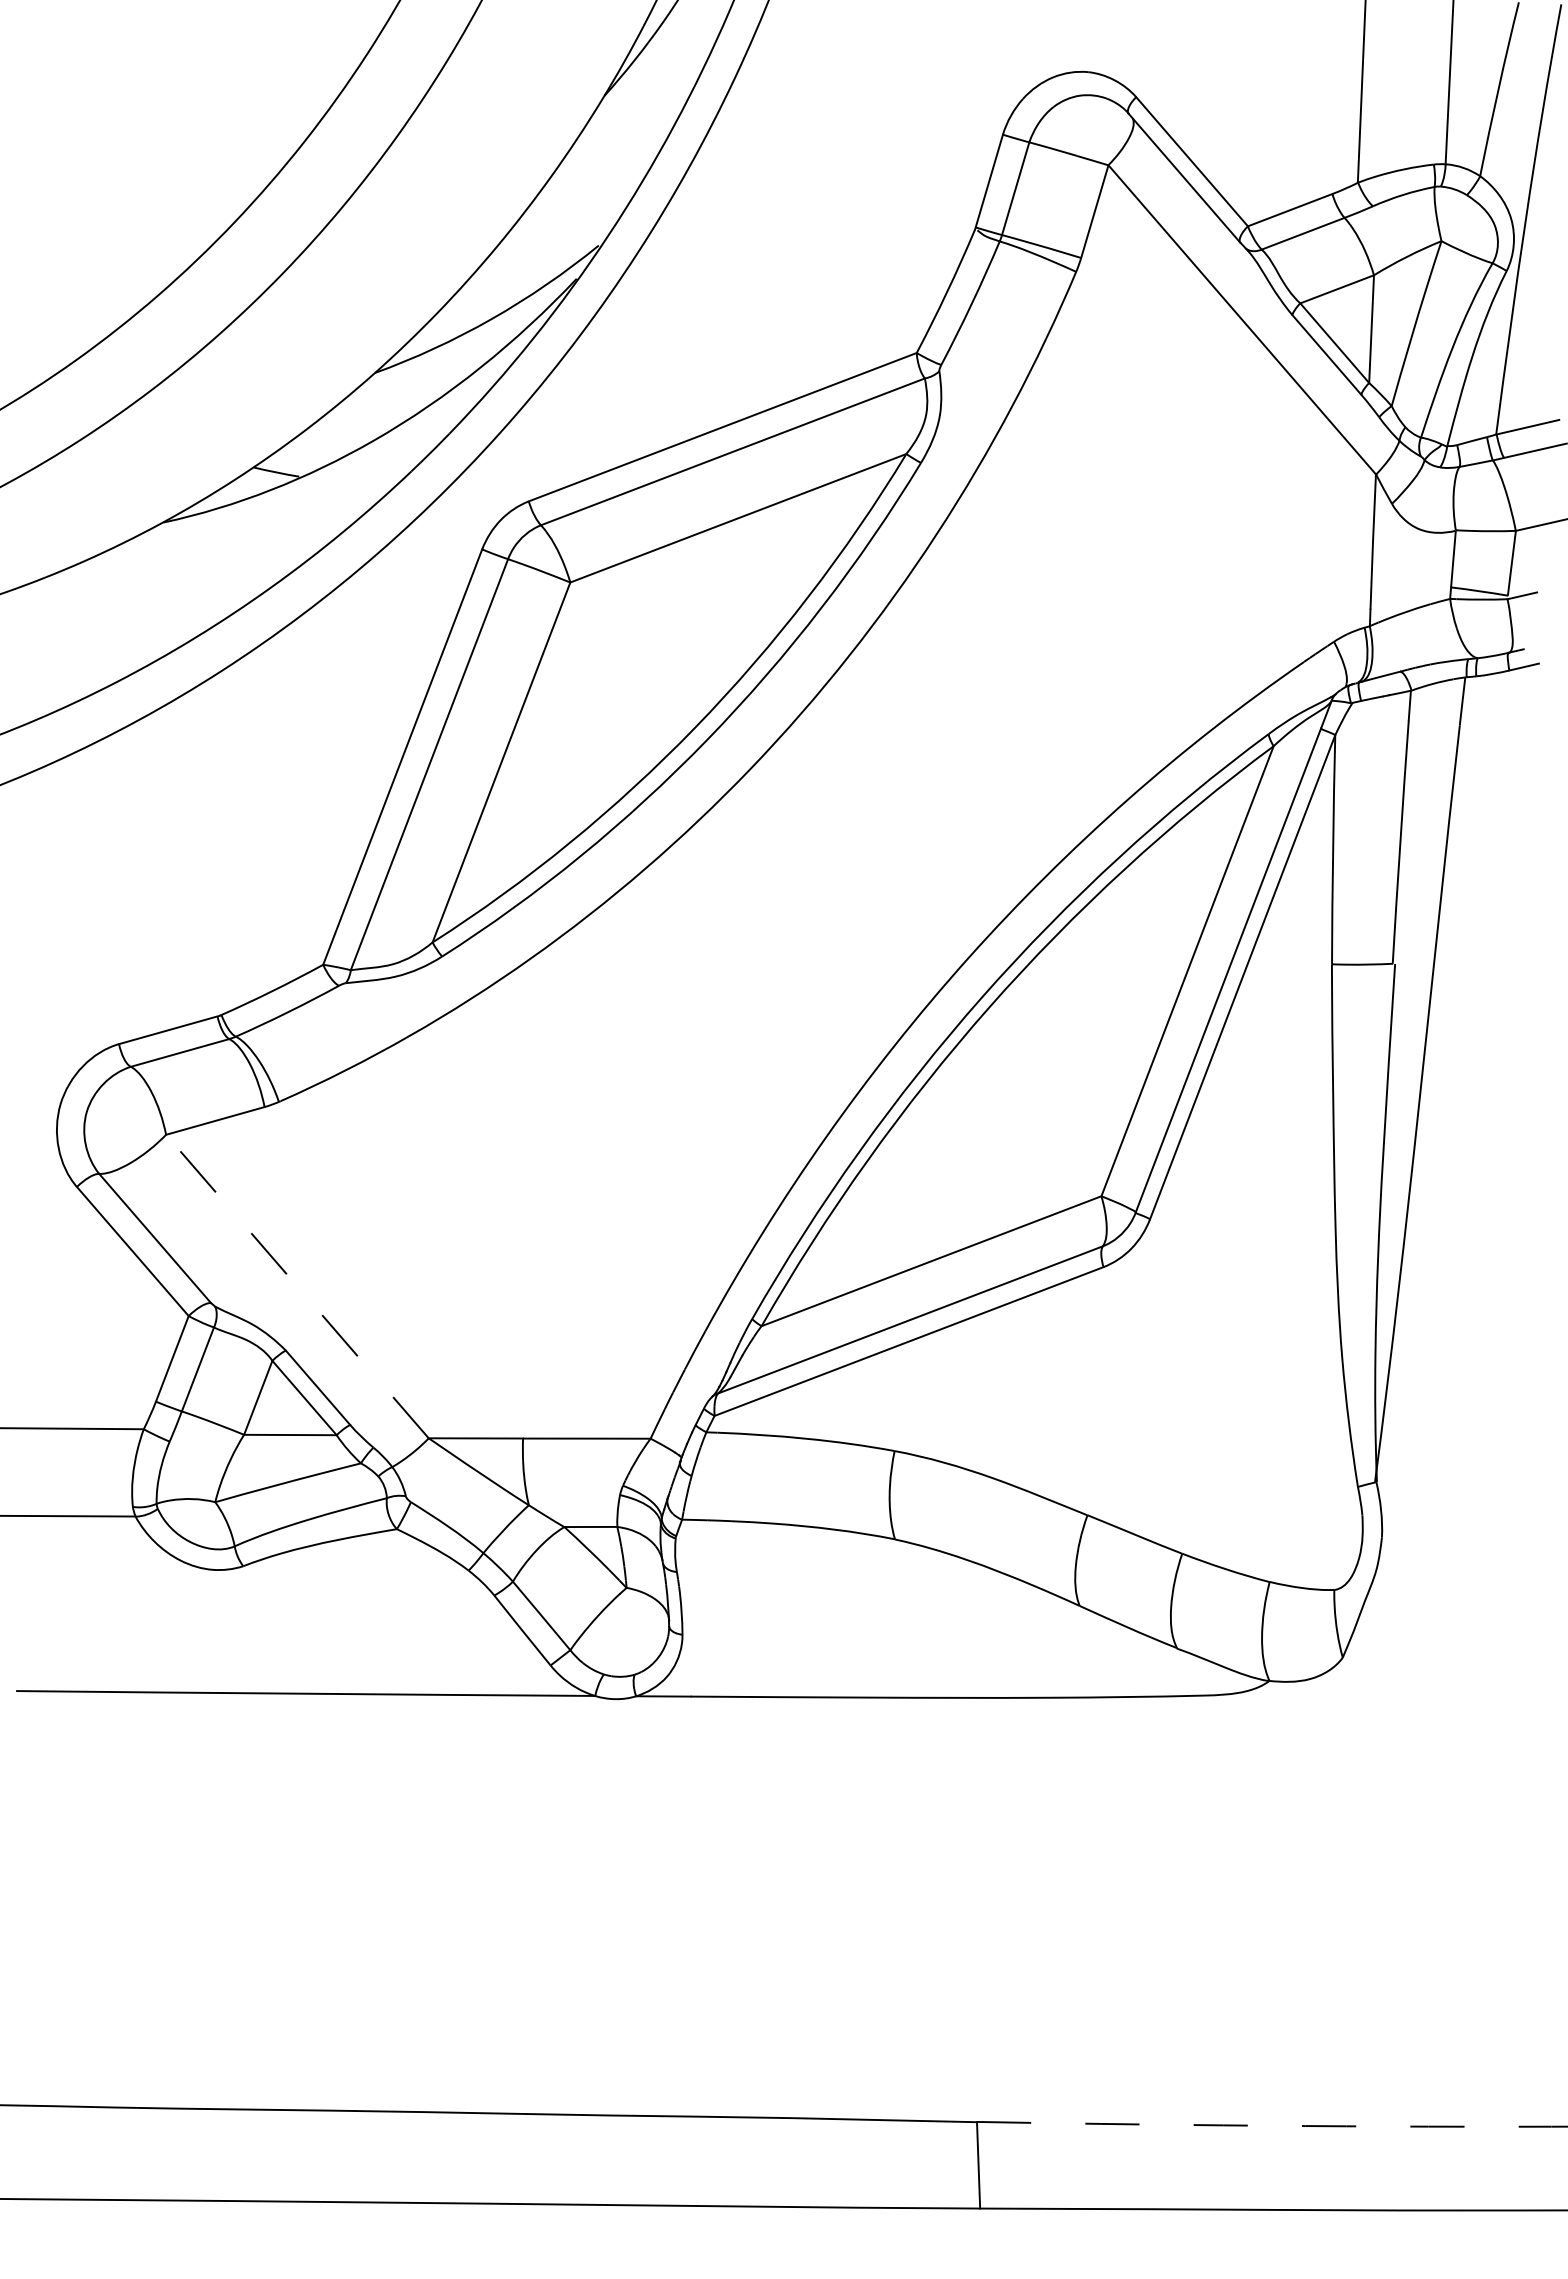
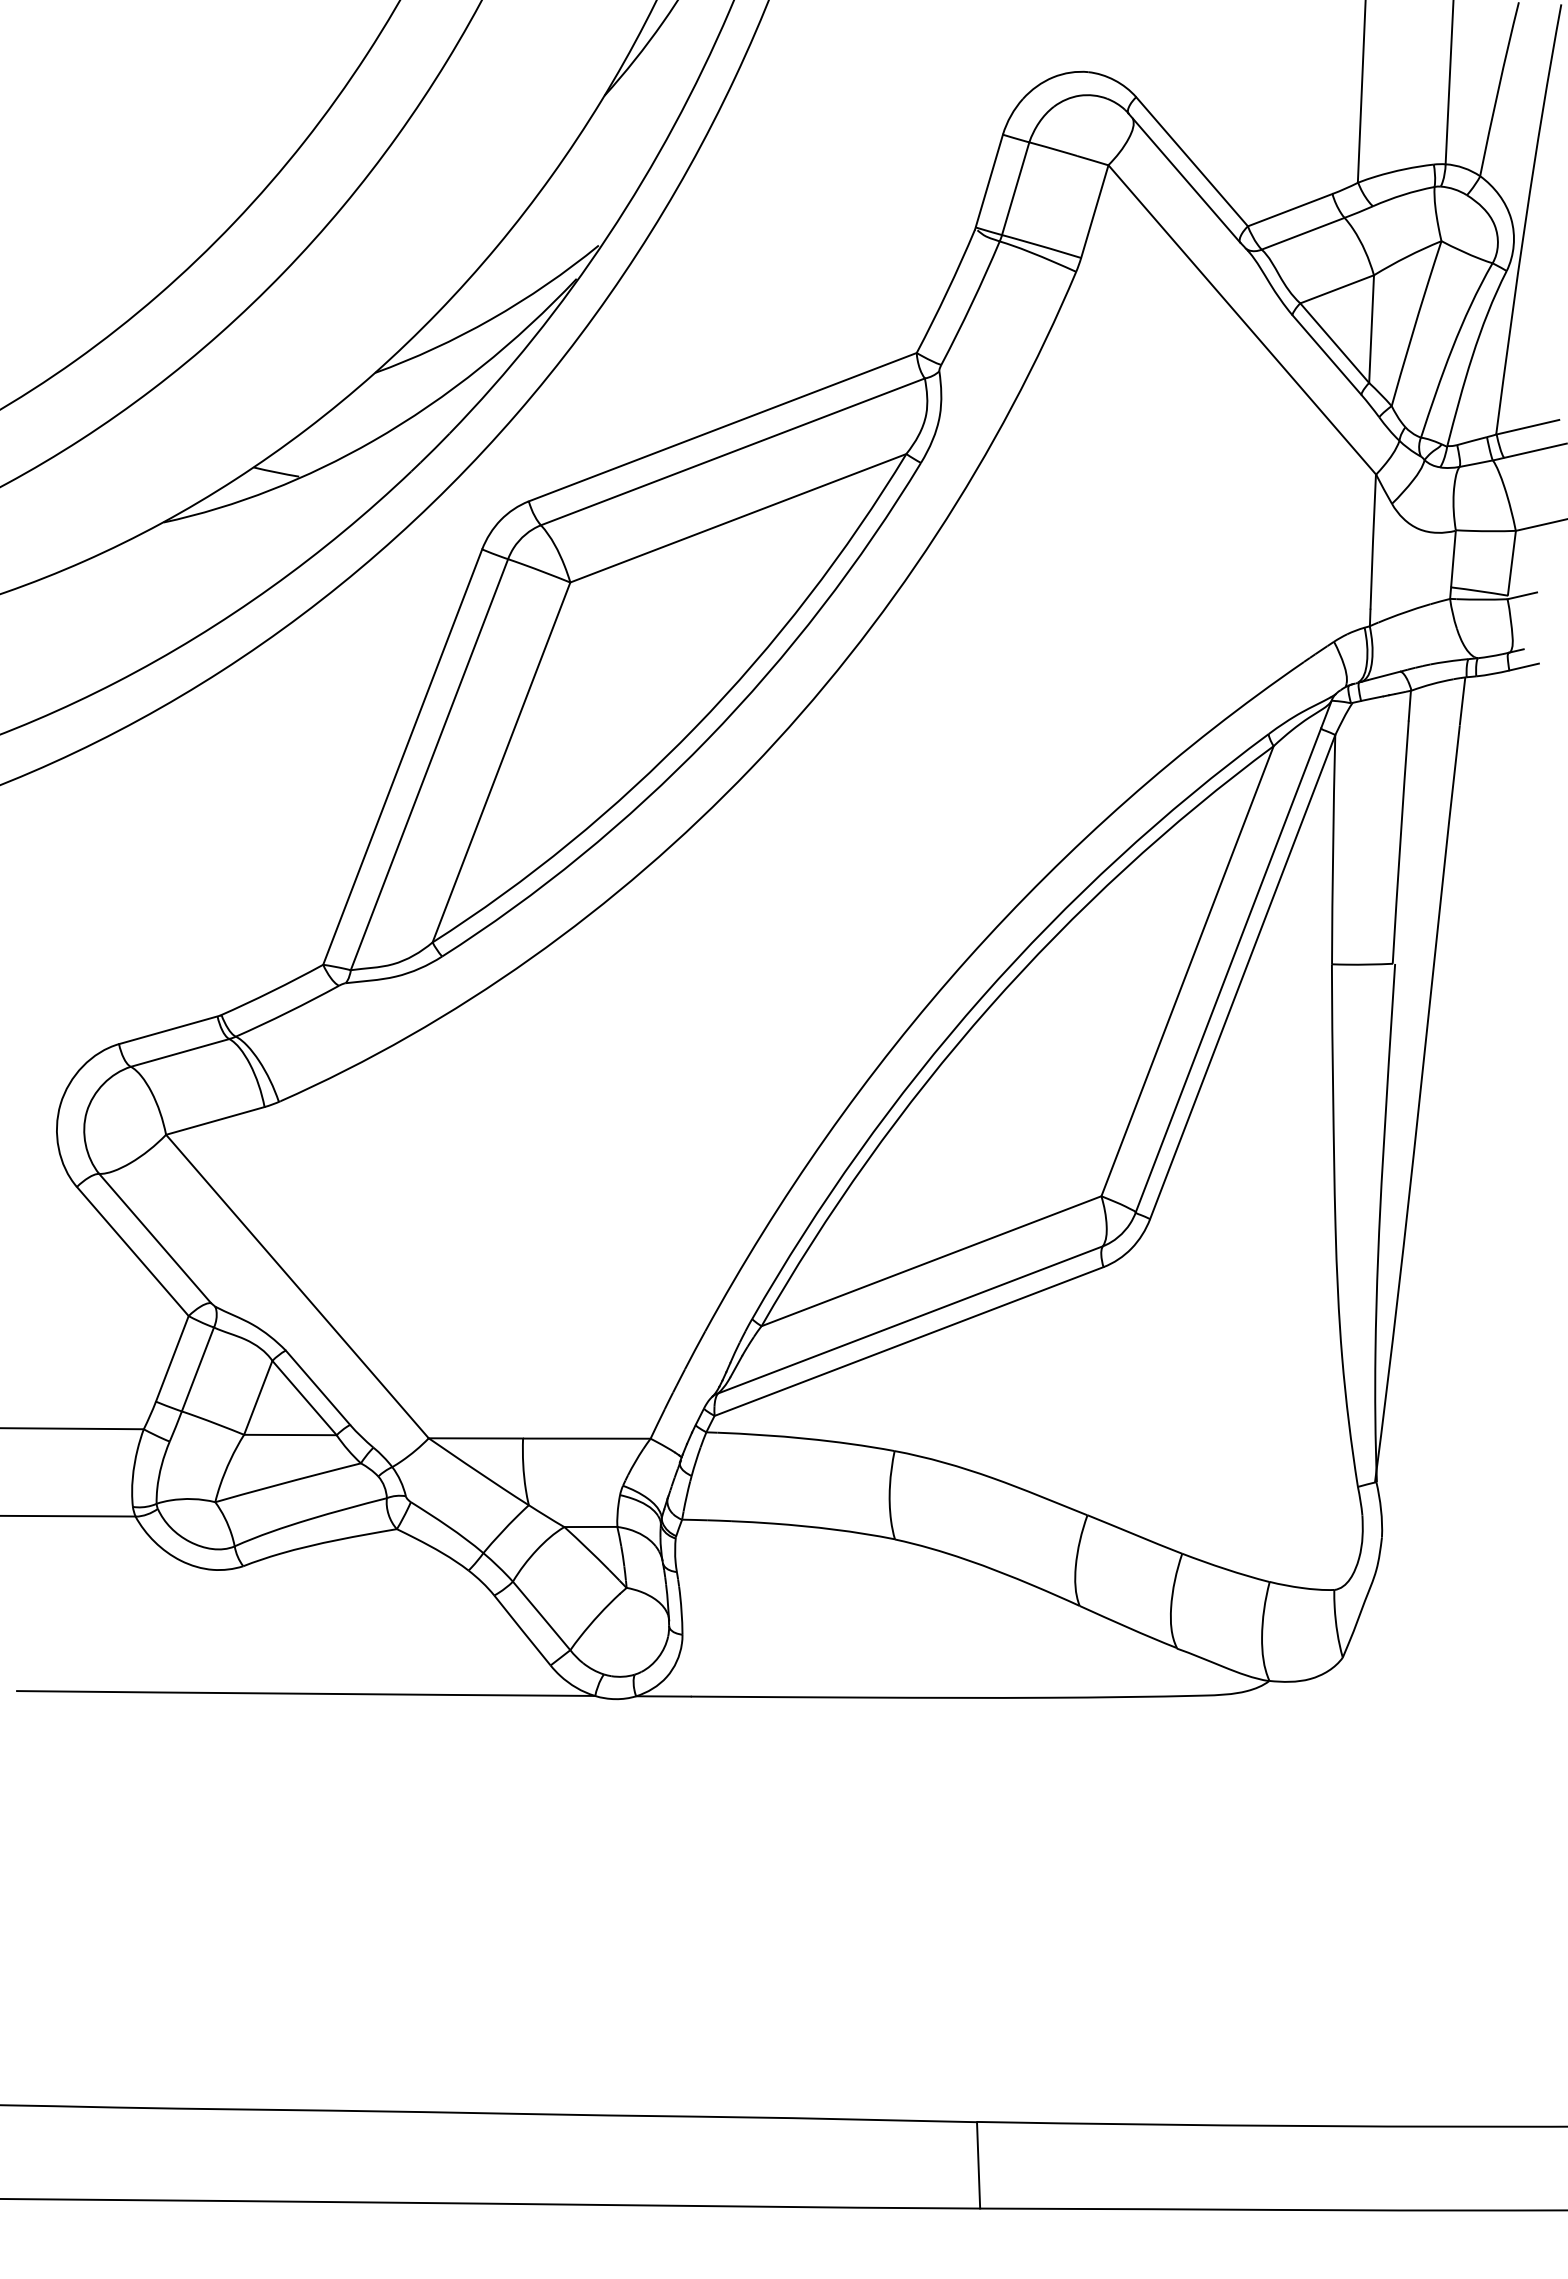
line: dashed -> solid (297, 1286)
arc: dashed -> solid (1273, 2125)
